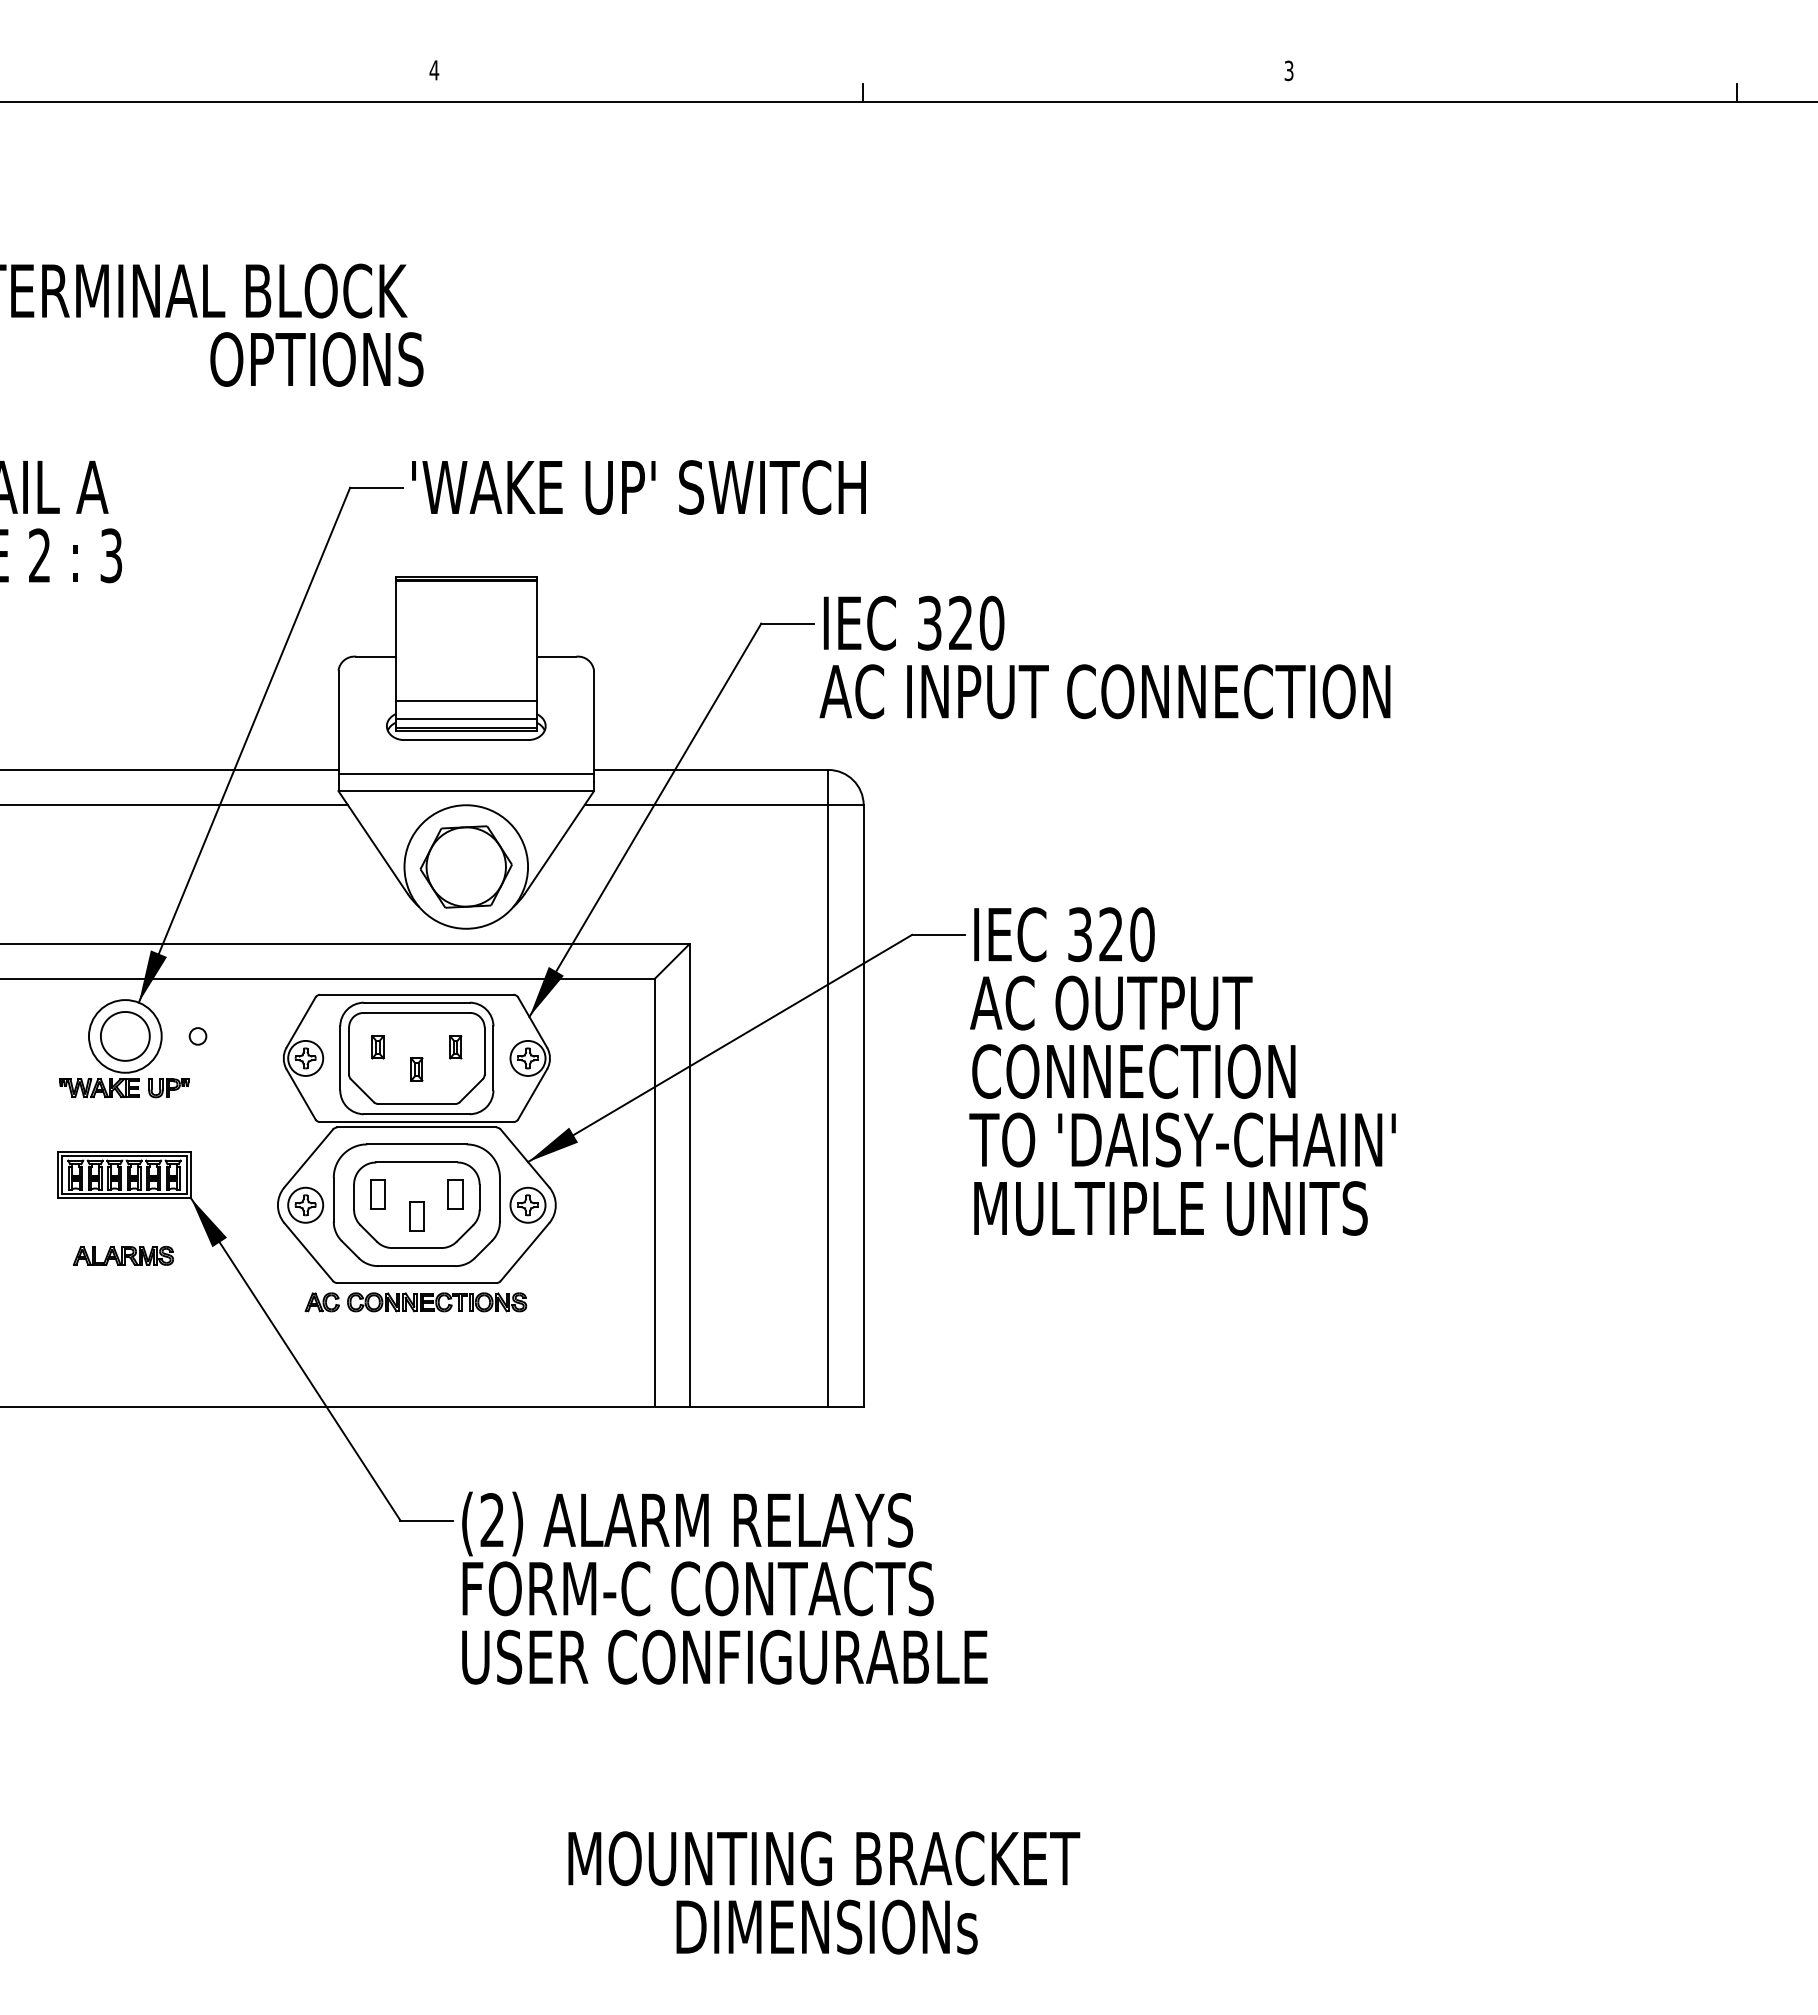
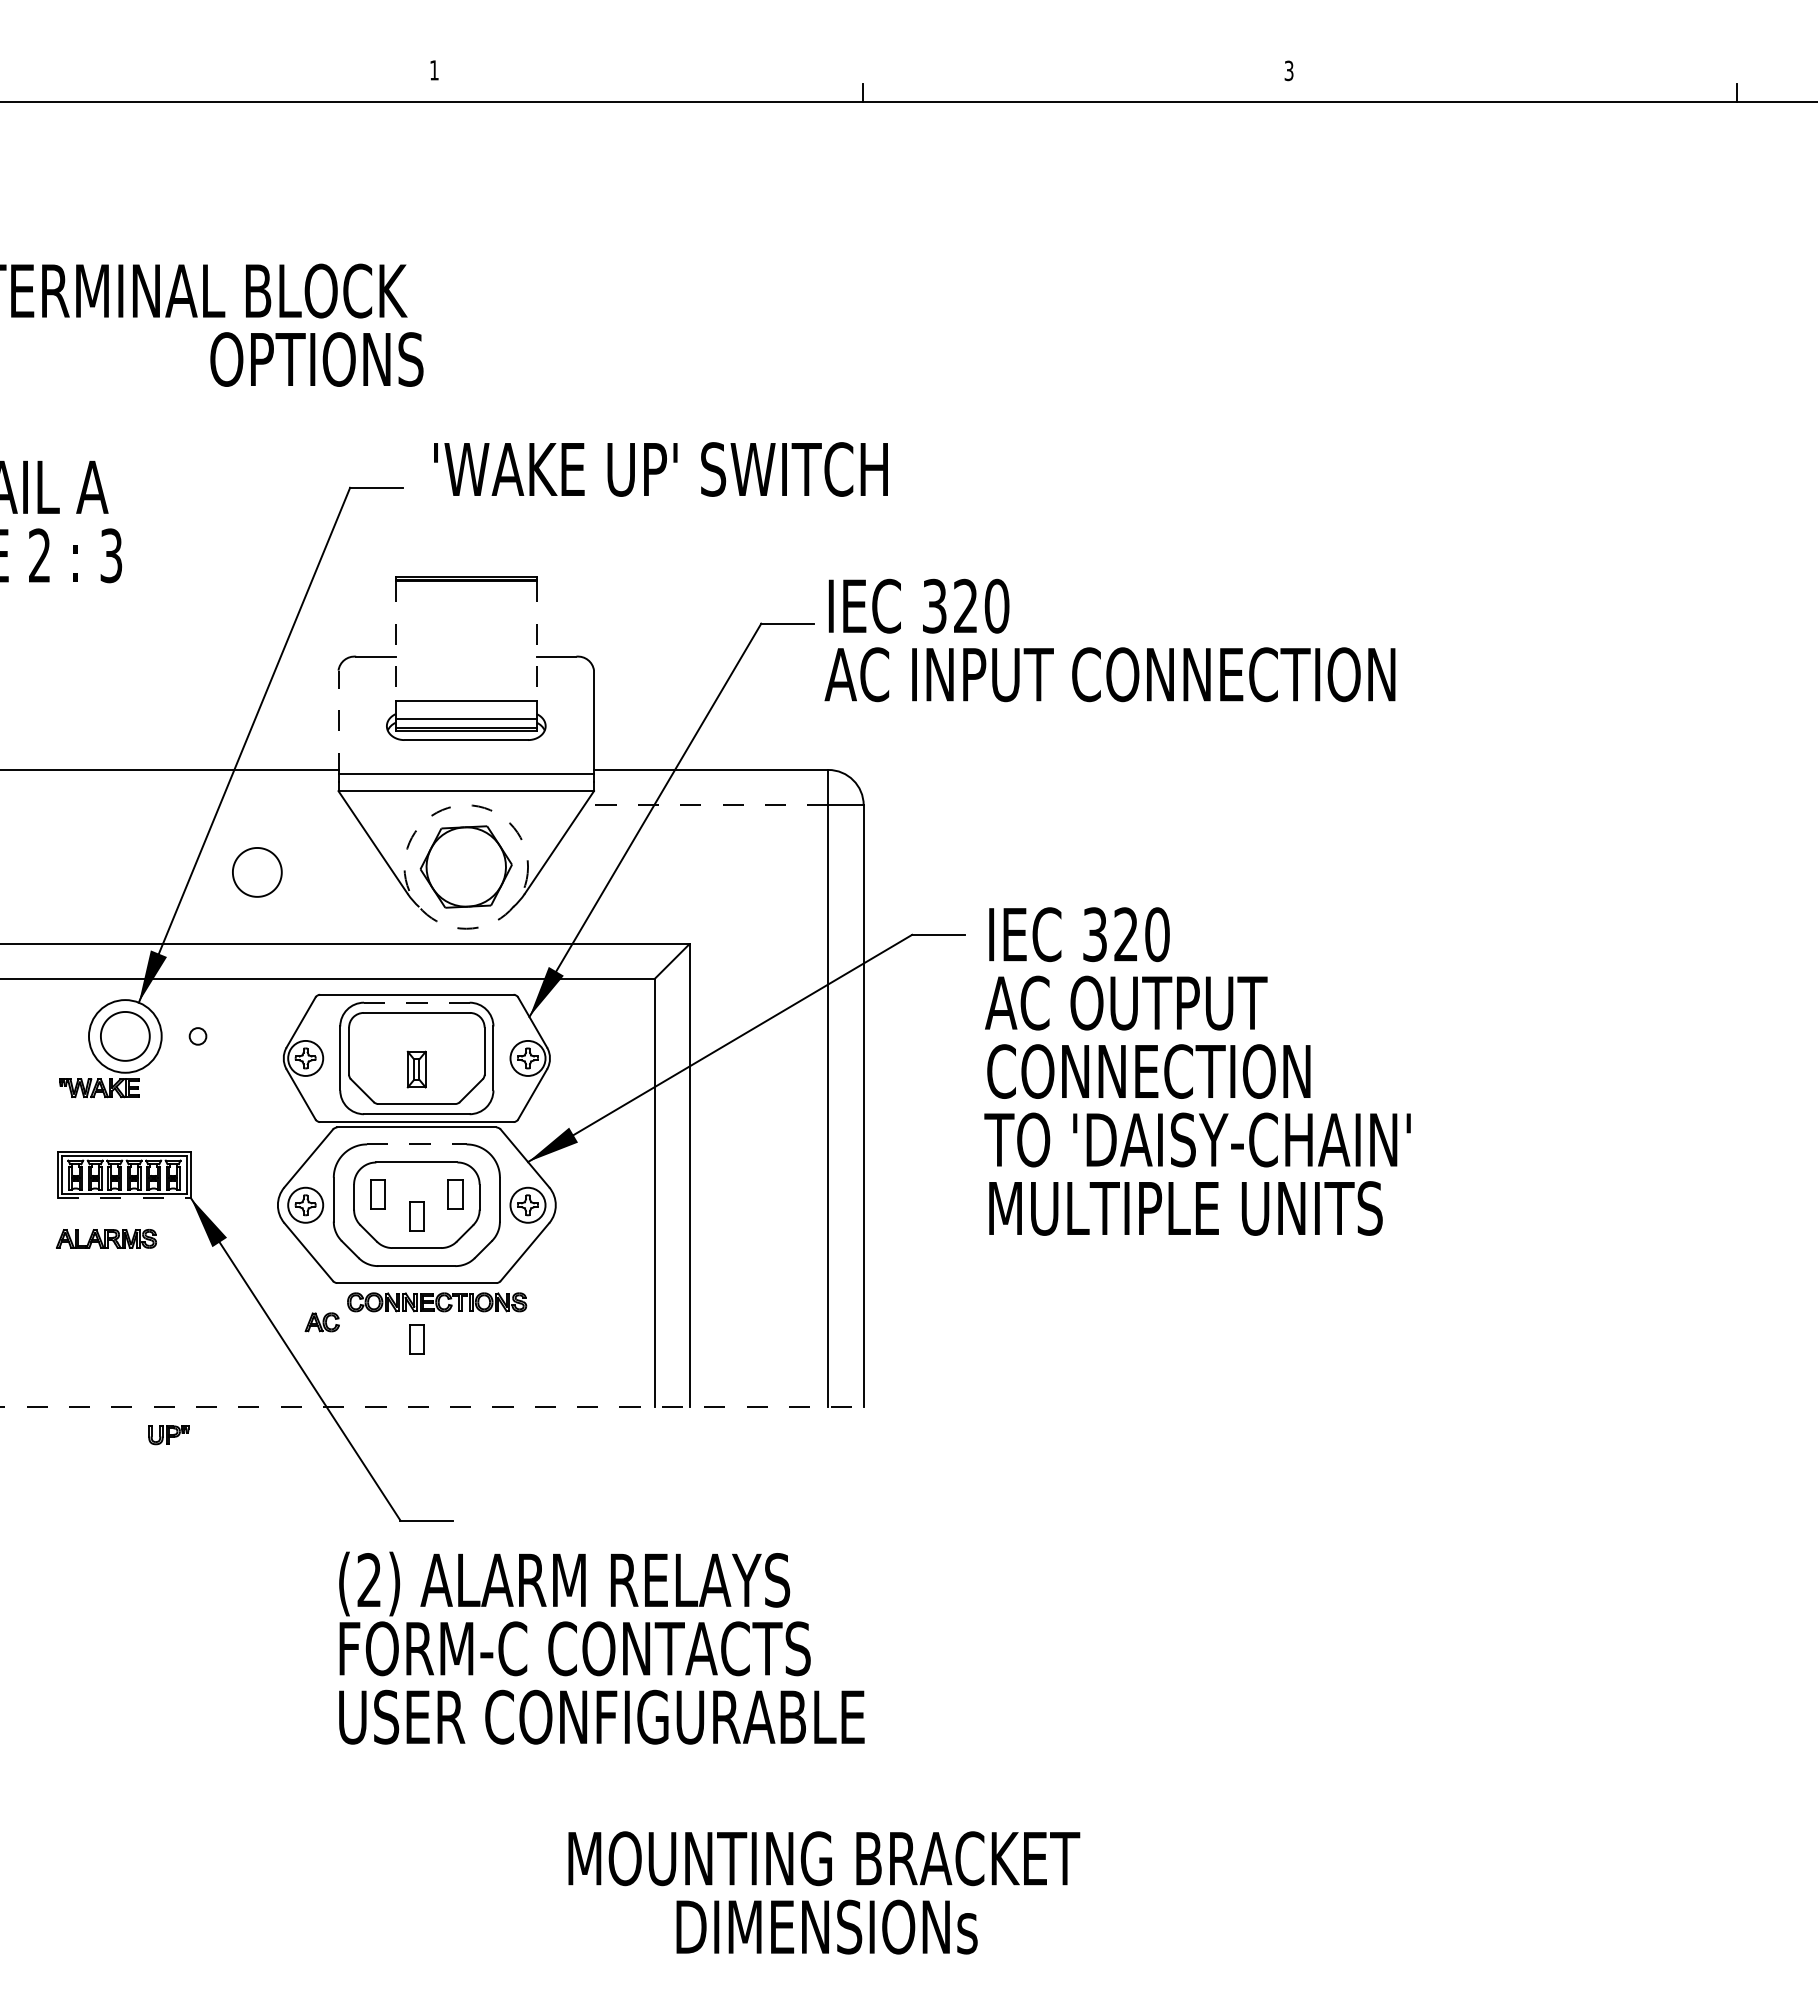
text: 4 -> 1 (434, 70)
text position: (638, 487) -> (660, 469) (660, 469)
line: solid -> dashed (395, 641)
line: solid -> dashed (536, 641)
text position: (1104, 657) -> (1109, 640) (1109, 640)
line: solid -> dashed (338, 722)
line: present -> none (175, 805)
line: solid -> dashed (706, 805)
circle: solid -> dashed (466, 866)
part: none -> present (257, 872)
line: solid -> dashed (416, 1002)
part: present -> none (377, 1047)
part: present -> none (455, 1047)
part size: 14x25 px -> 21x39 px (416, 1069)
text position: (1182, 1071) -> (1197, 1071) (1197, 1071)
part position: (168, 1088) -> (168, 1435) (168, 1435)
line: solid -> dashed (416, 1144)
line: solid -> dashed (124, 1198)
part position: (123, 1255) -> (106, 1238) (106, 1238)
part position: (321, 1302) -> (321, 1322) (321, 1322)
part: none -> present (416, 1339)
line: solid -> dashed (432, 1407)
text position: (724, 1587) -> (601, 1647) (601, 1647)
